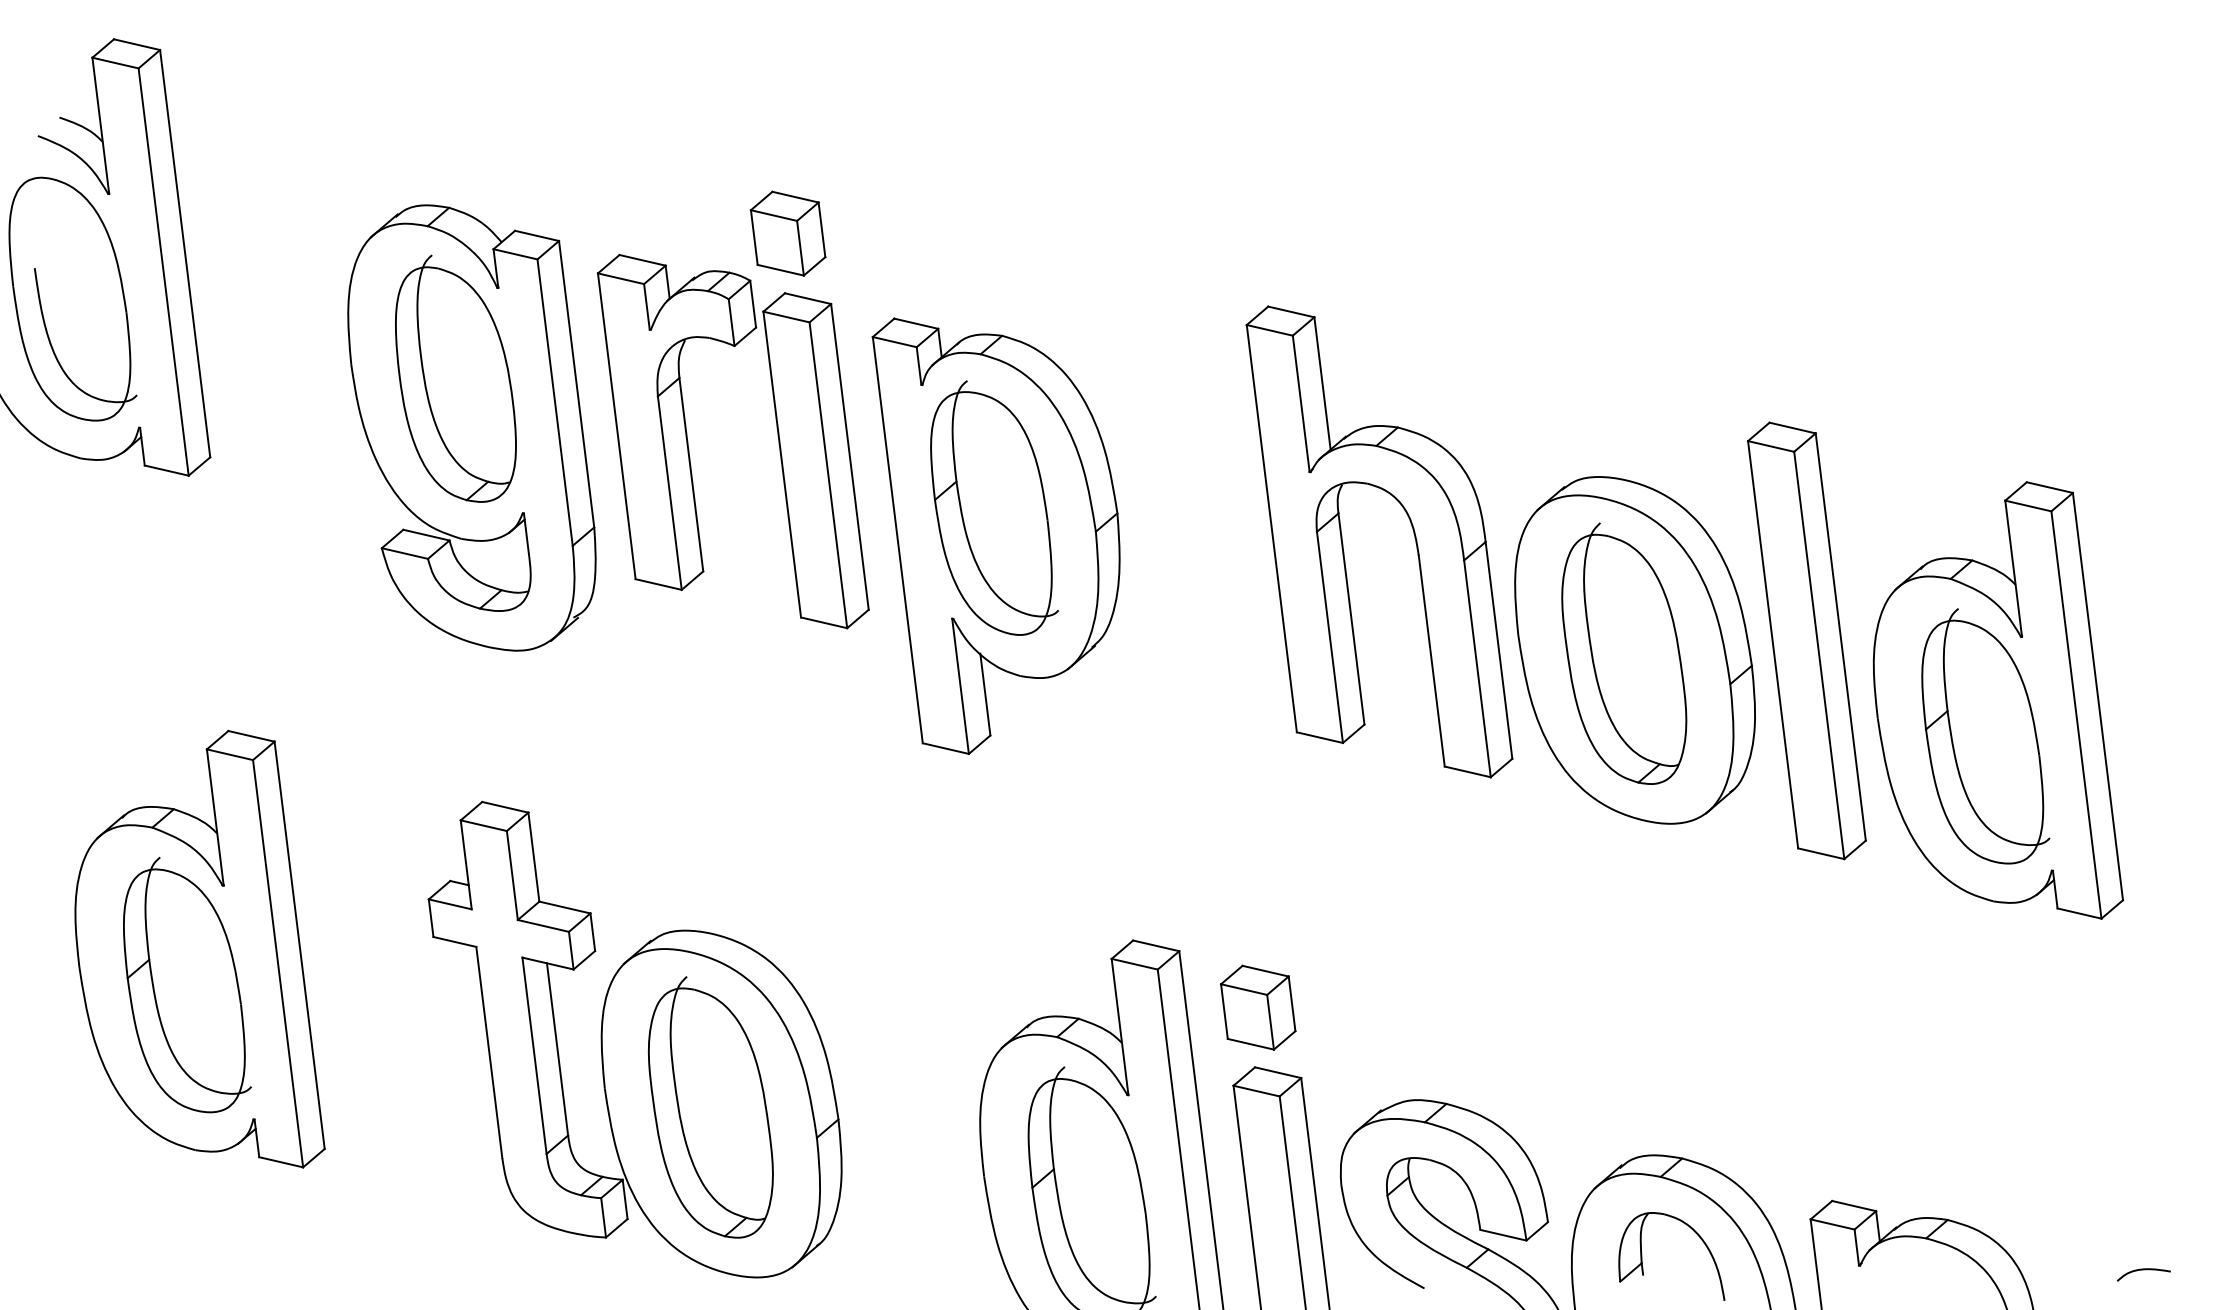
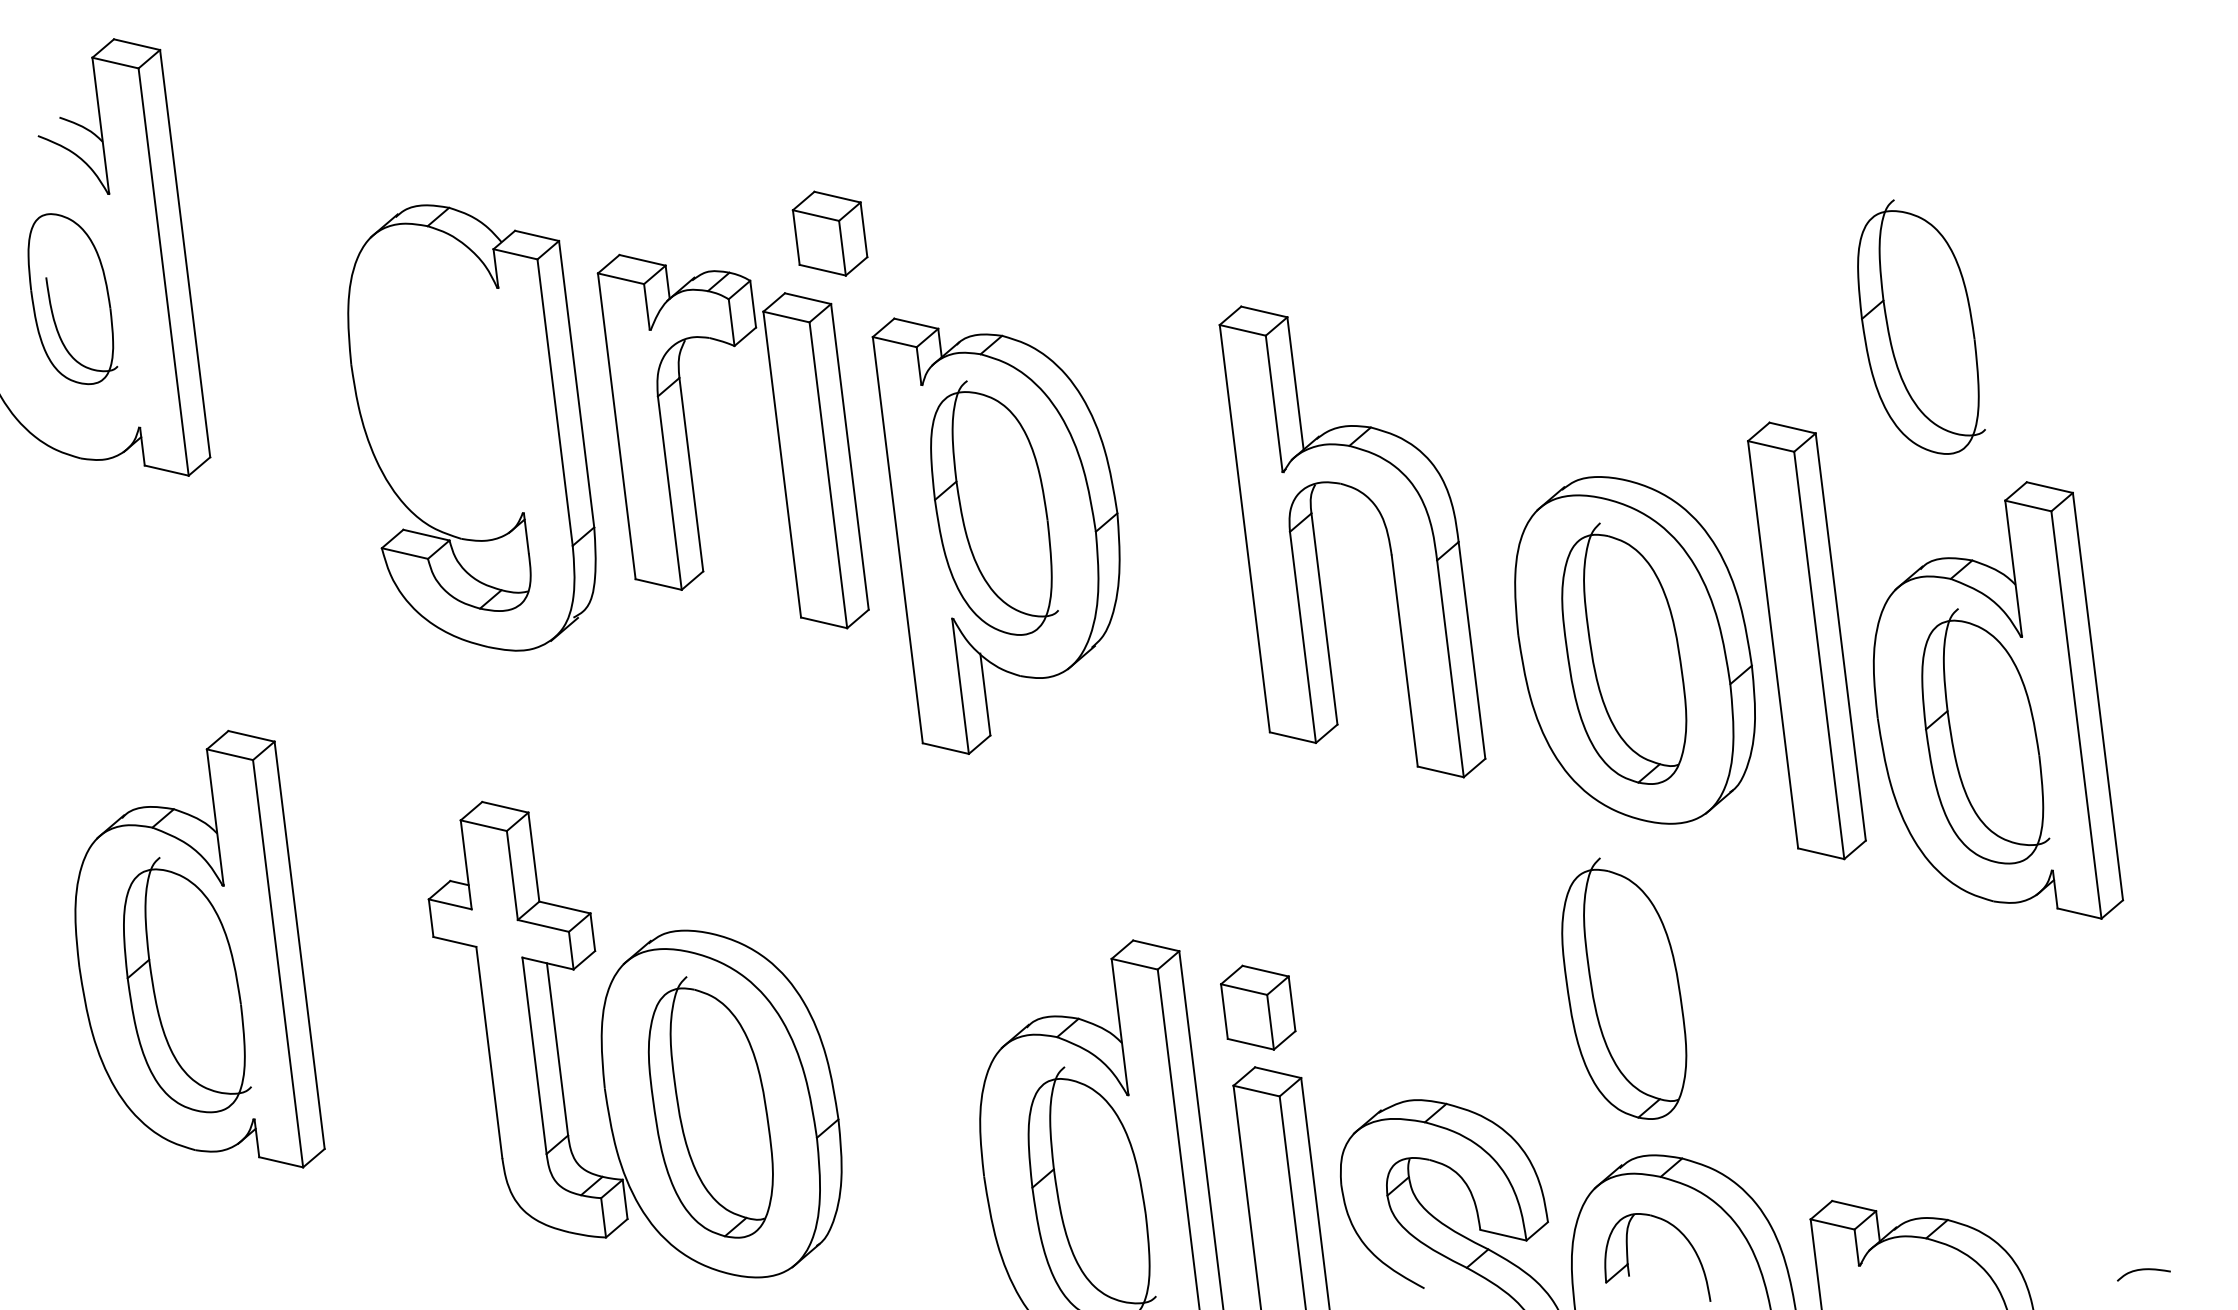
part position: (787, 233) -> (829, 233) (829, 233)
part size: 130x246 px -> 92x173 px (72, 299)
part: none -> present (1921, 326)
part: present -> none (455, 378)
part position: (1413, 533) -> (1386, 533) (1386, 533)
part: none -> present (1624, 988)
part position: (1642, 1256) -> (1628, 1257) (1628, 1257)
